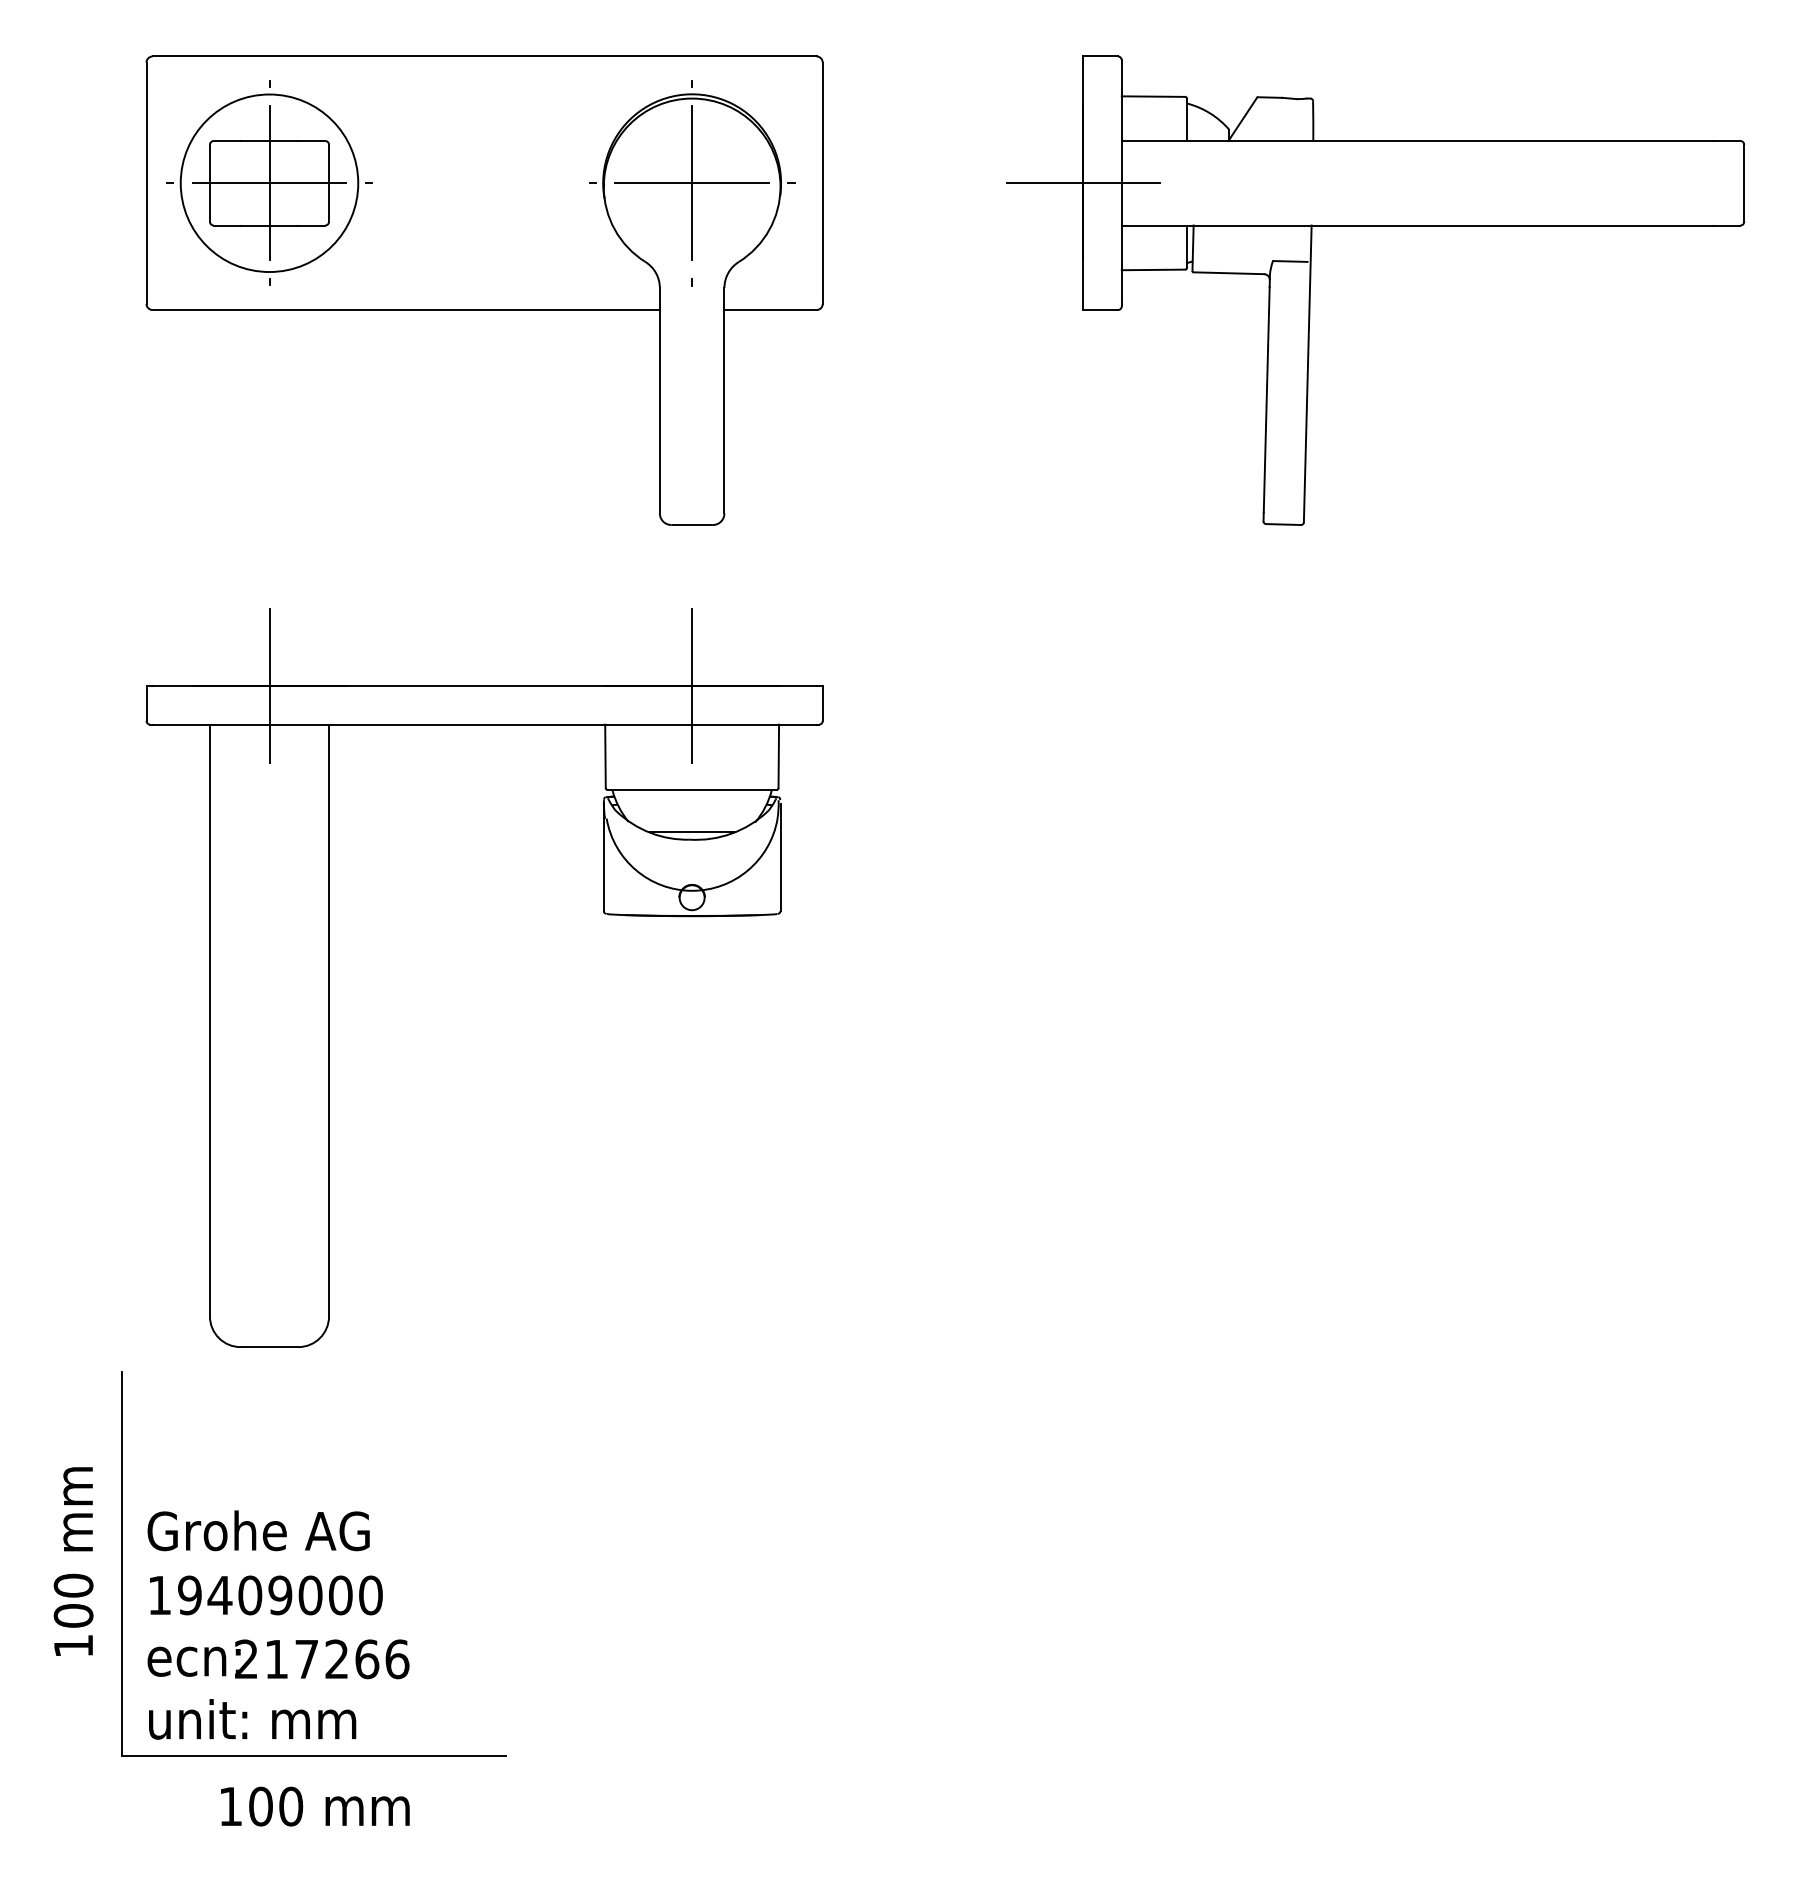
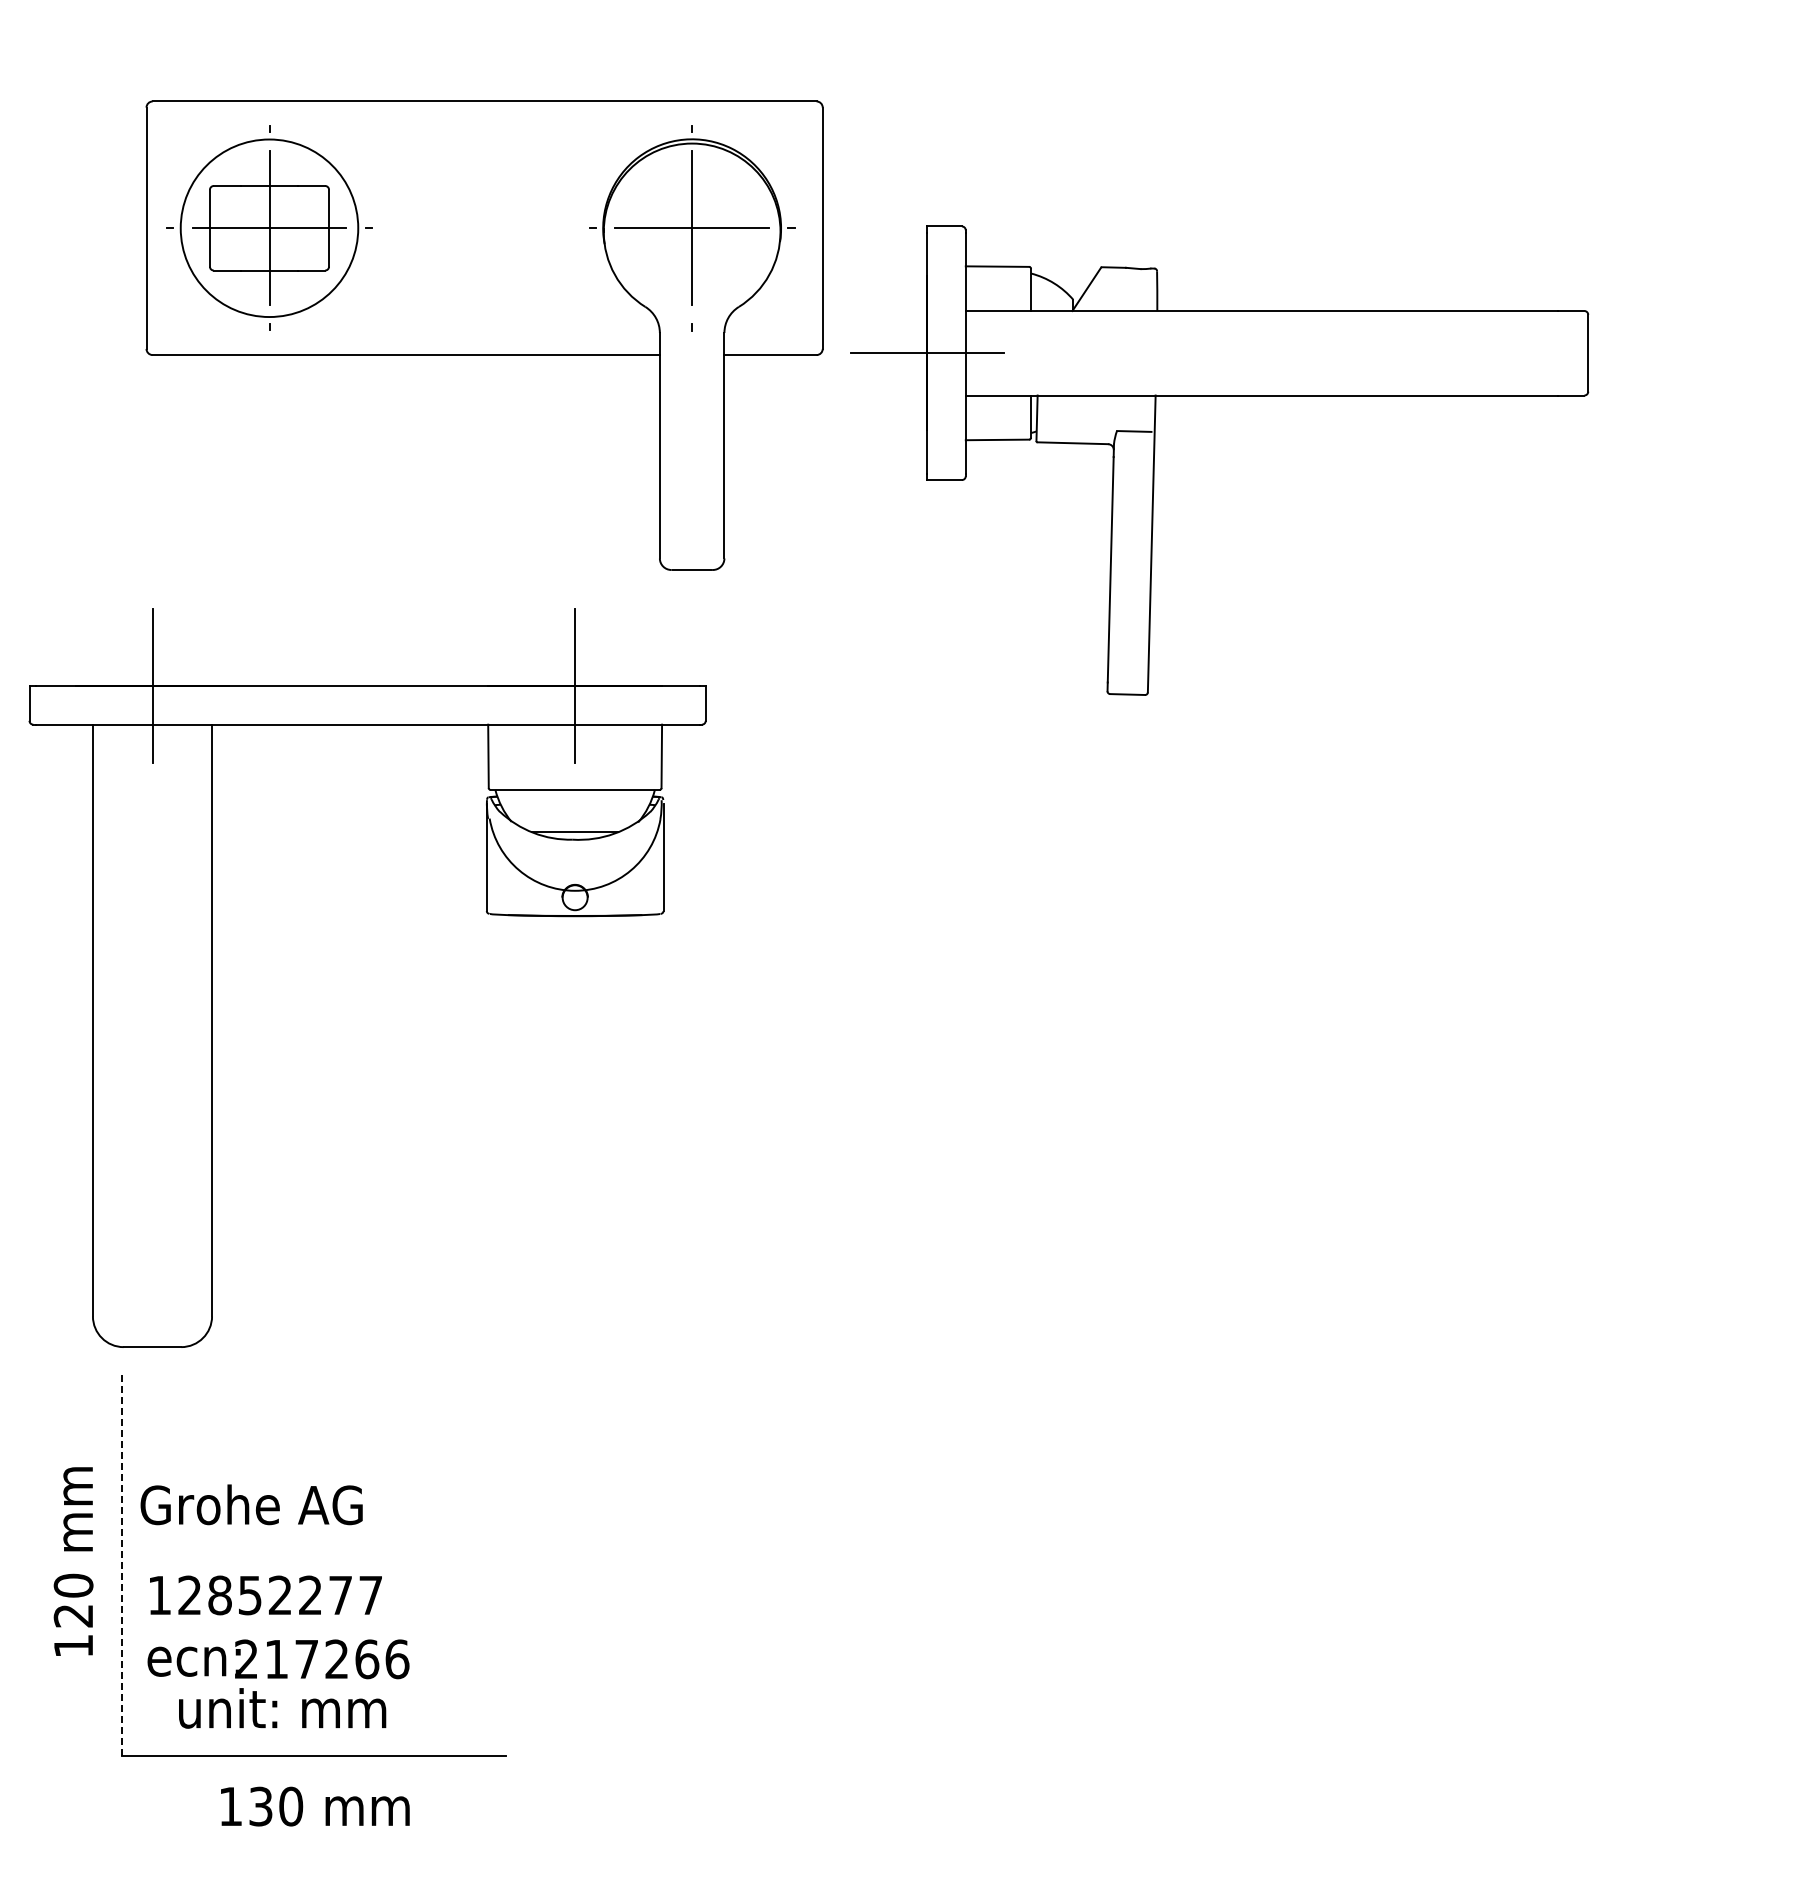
part position: (1375, 226) -> (1219, 396) (1219, 396)
part position: (484, 290) -> (484, 335) (484, 335)
part position: (603, 913) -> (486, 913) (486, 913)
text position: (258, 1530) -> (251, 1504) (251, 1504)
line: solid -> dashed (122, 1563)
text: 19409000 -> 12852277 (280, 1595)
text: 100 -> 120 (73, 1615)
text position: (252, 1719) -> (282, 1708) (282, 1708)
text: 100 -> 130 (260, 1806)
